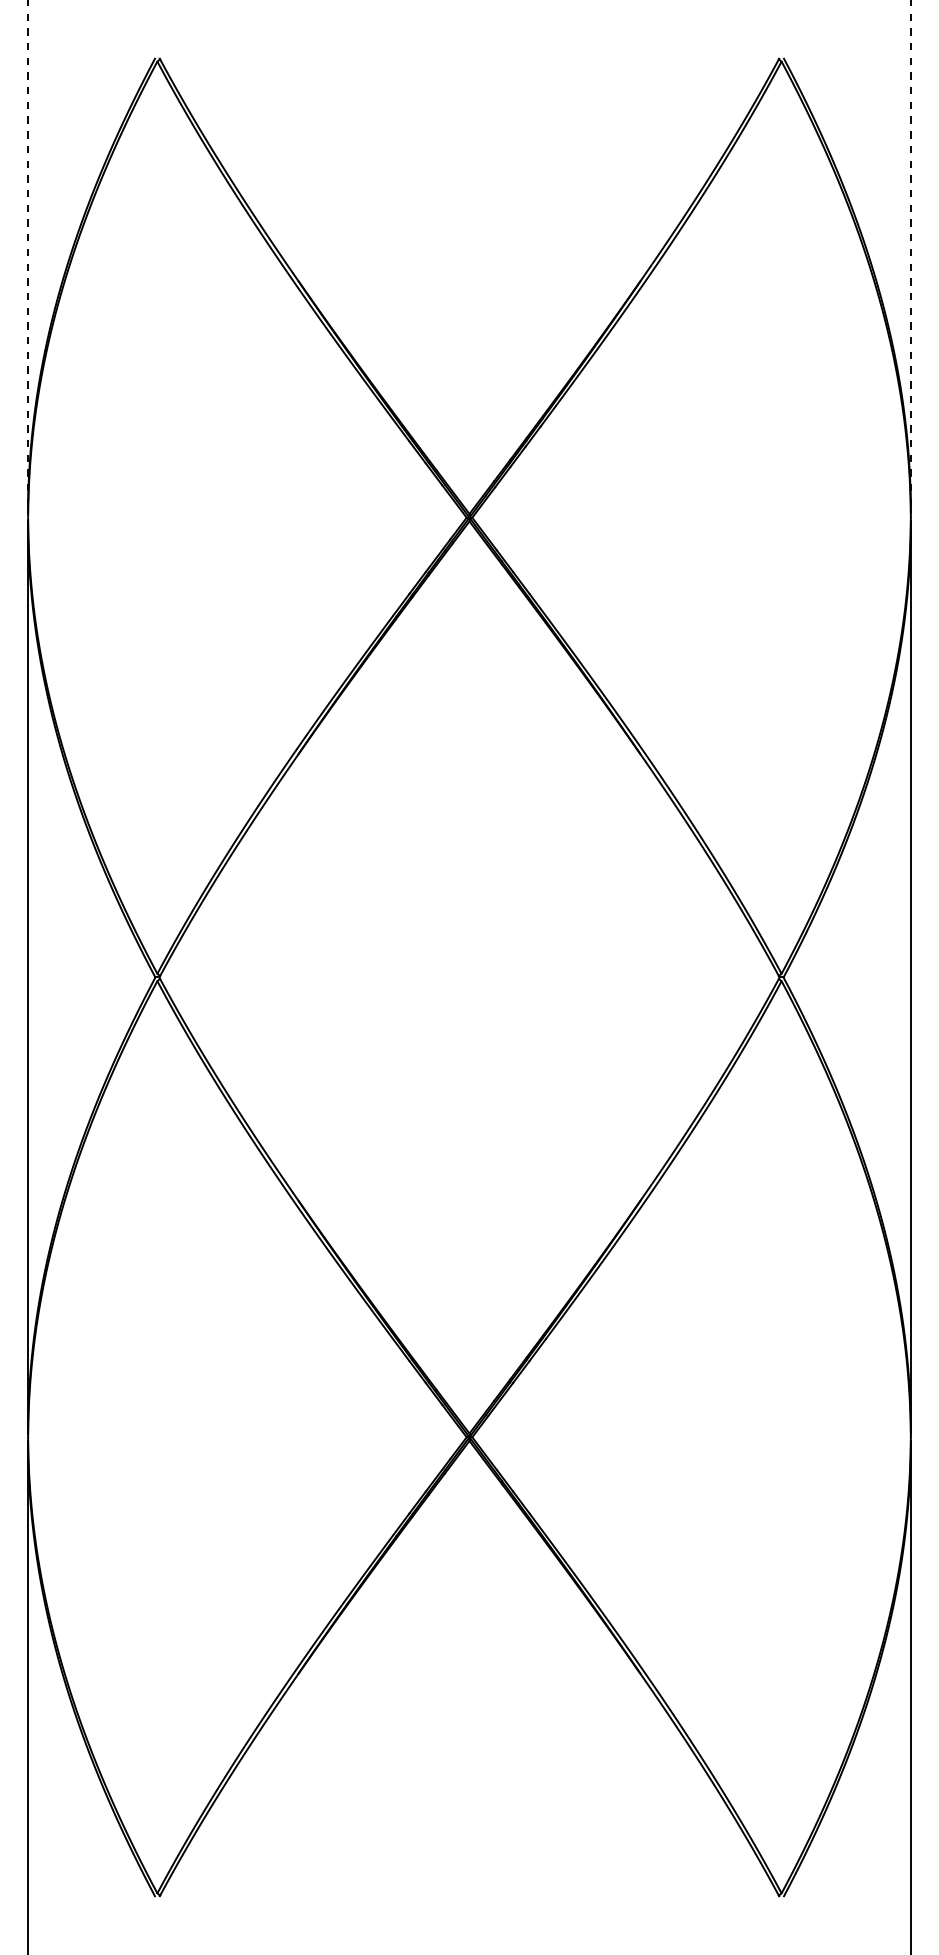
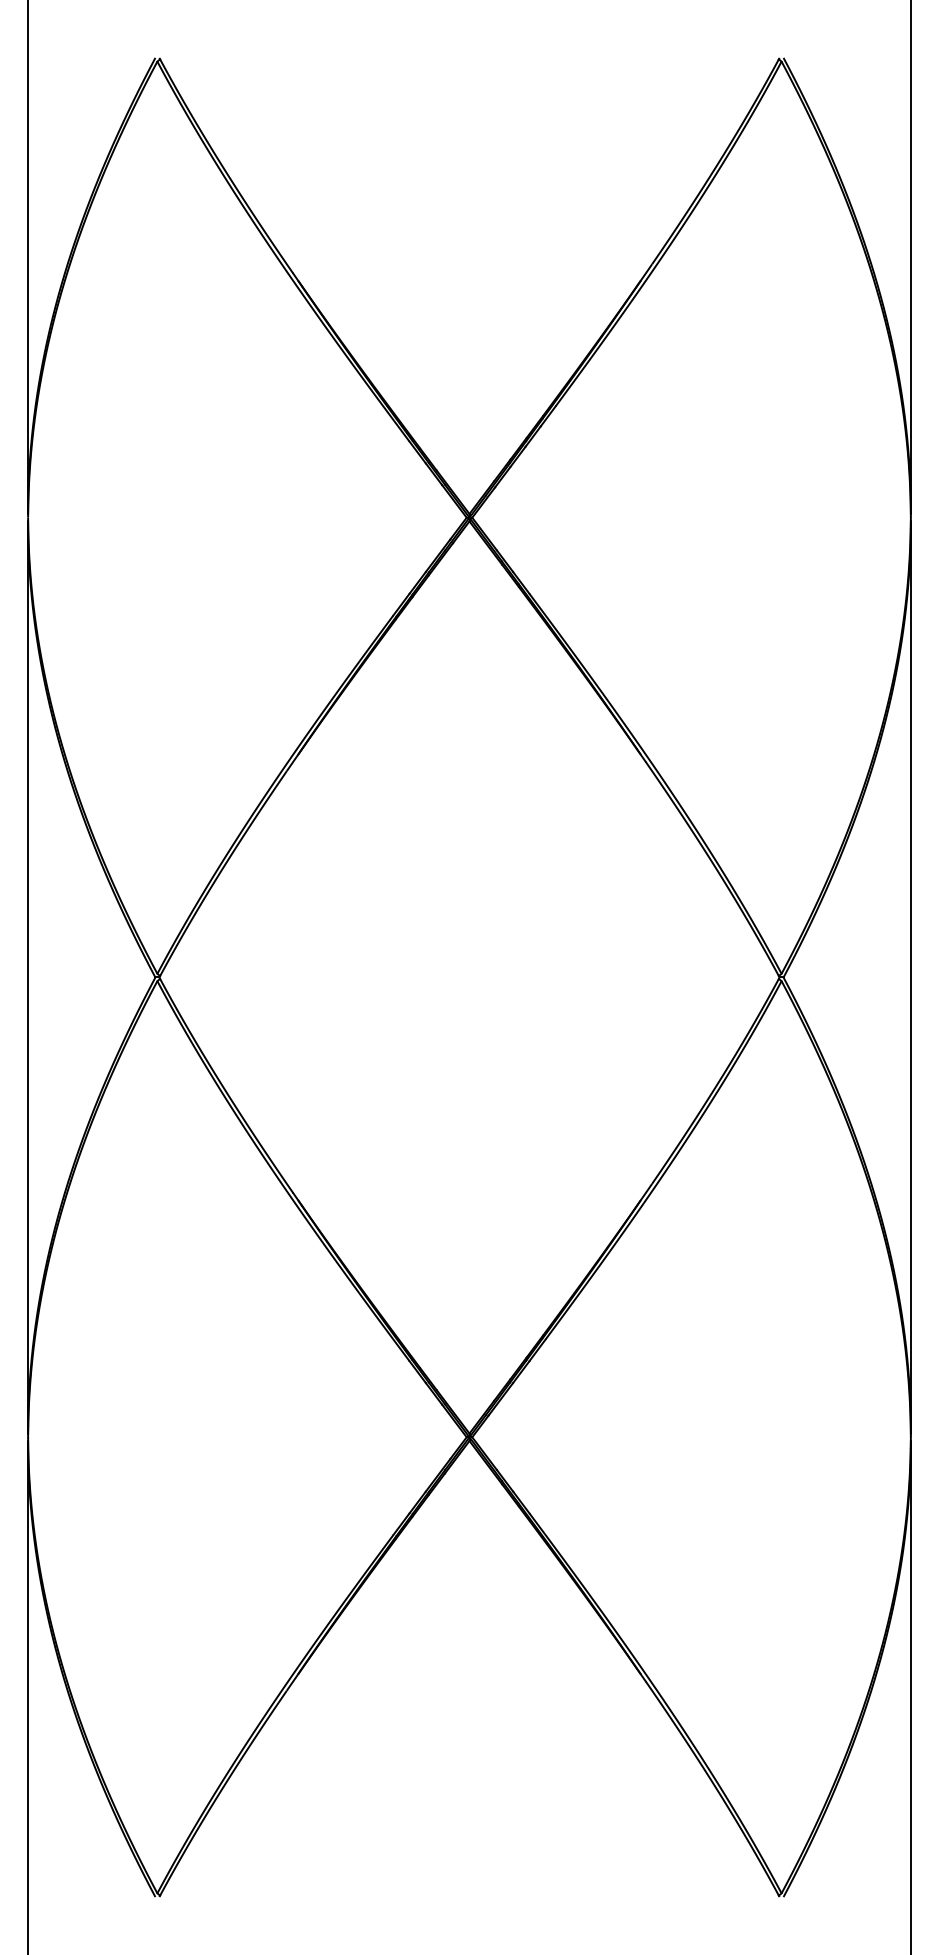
line: dashed -> solid (28, 257)
line: dashed -> solid (910, 257)
